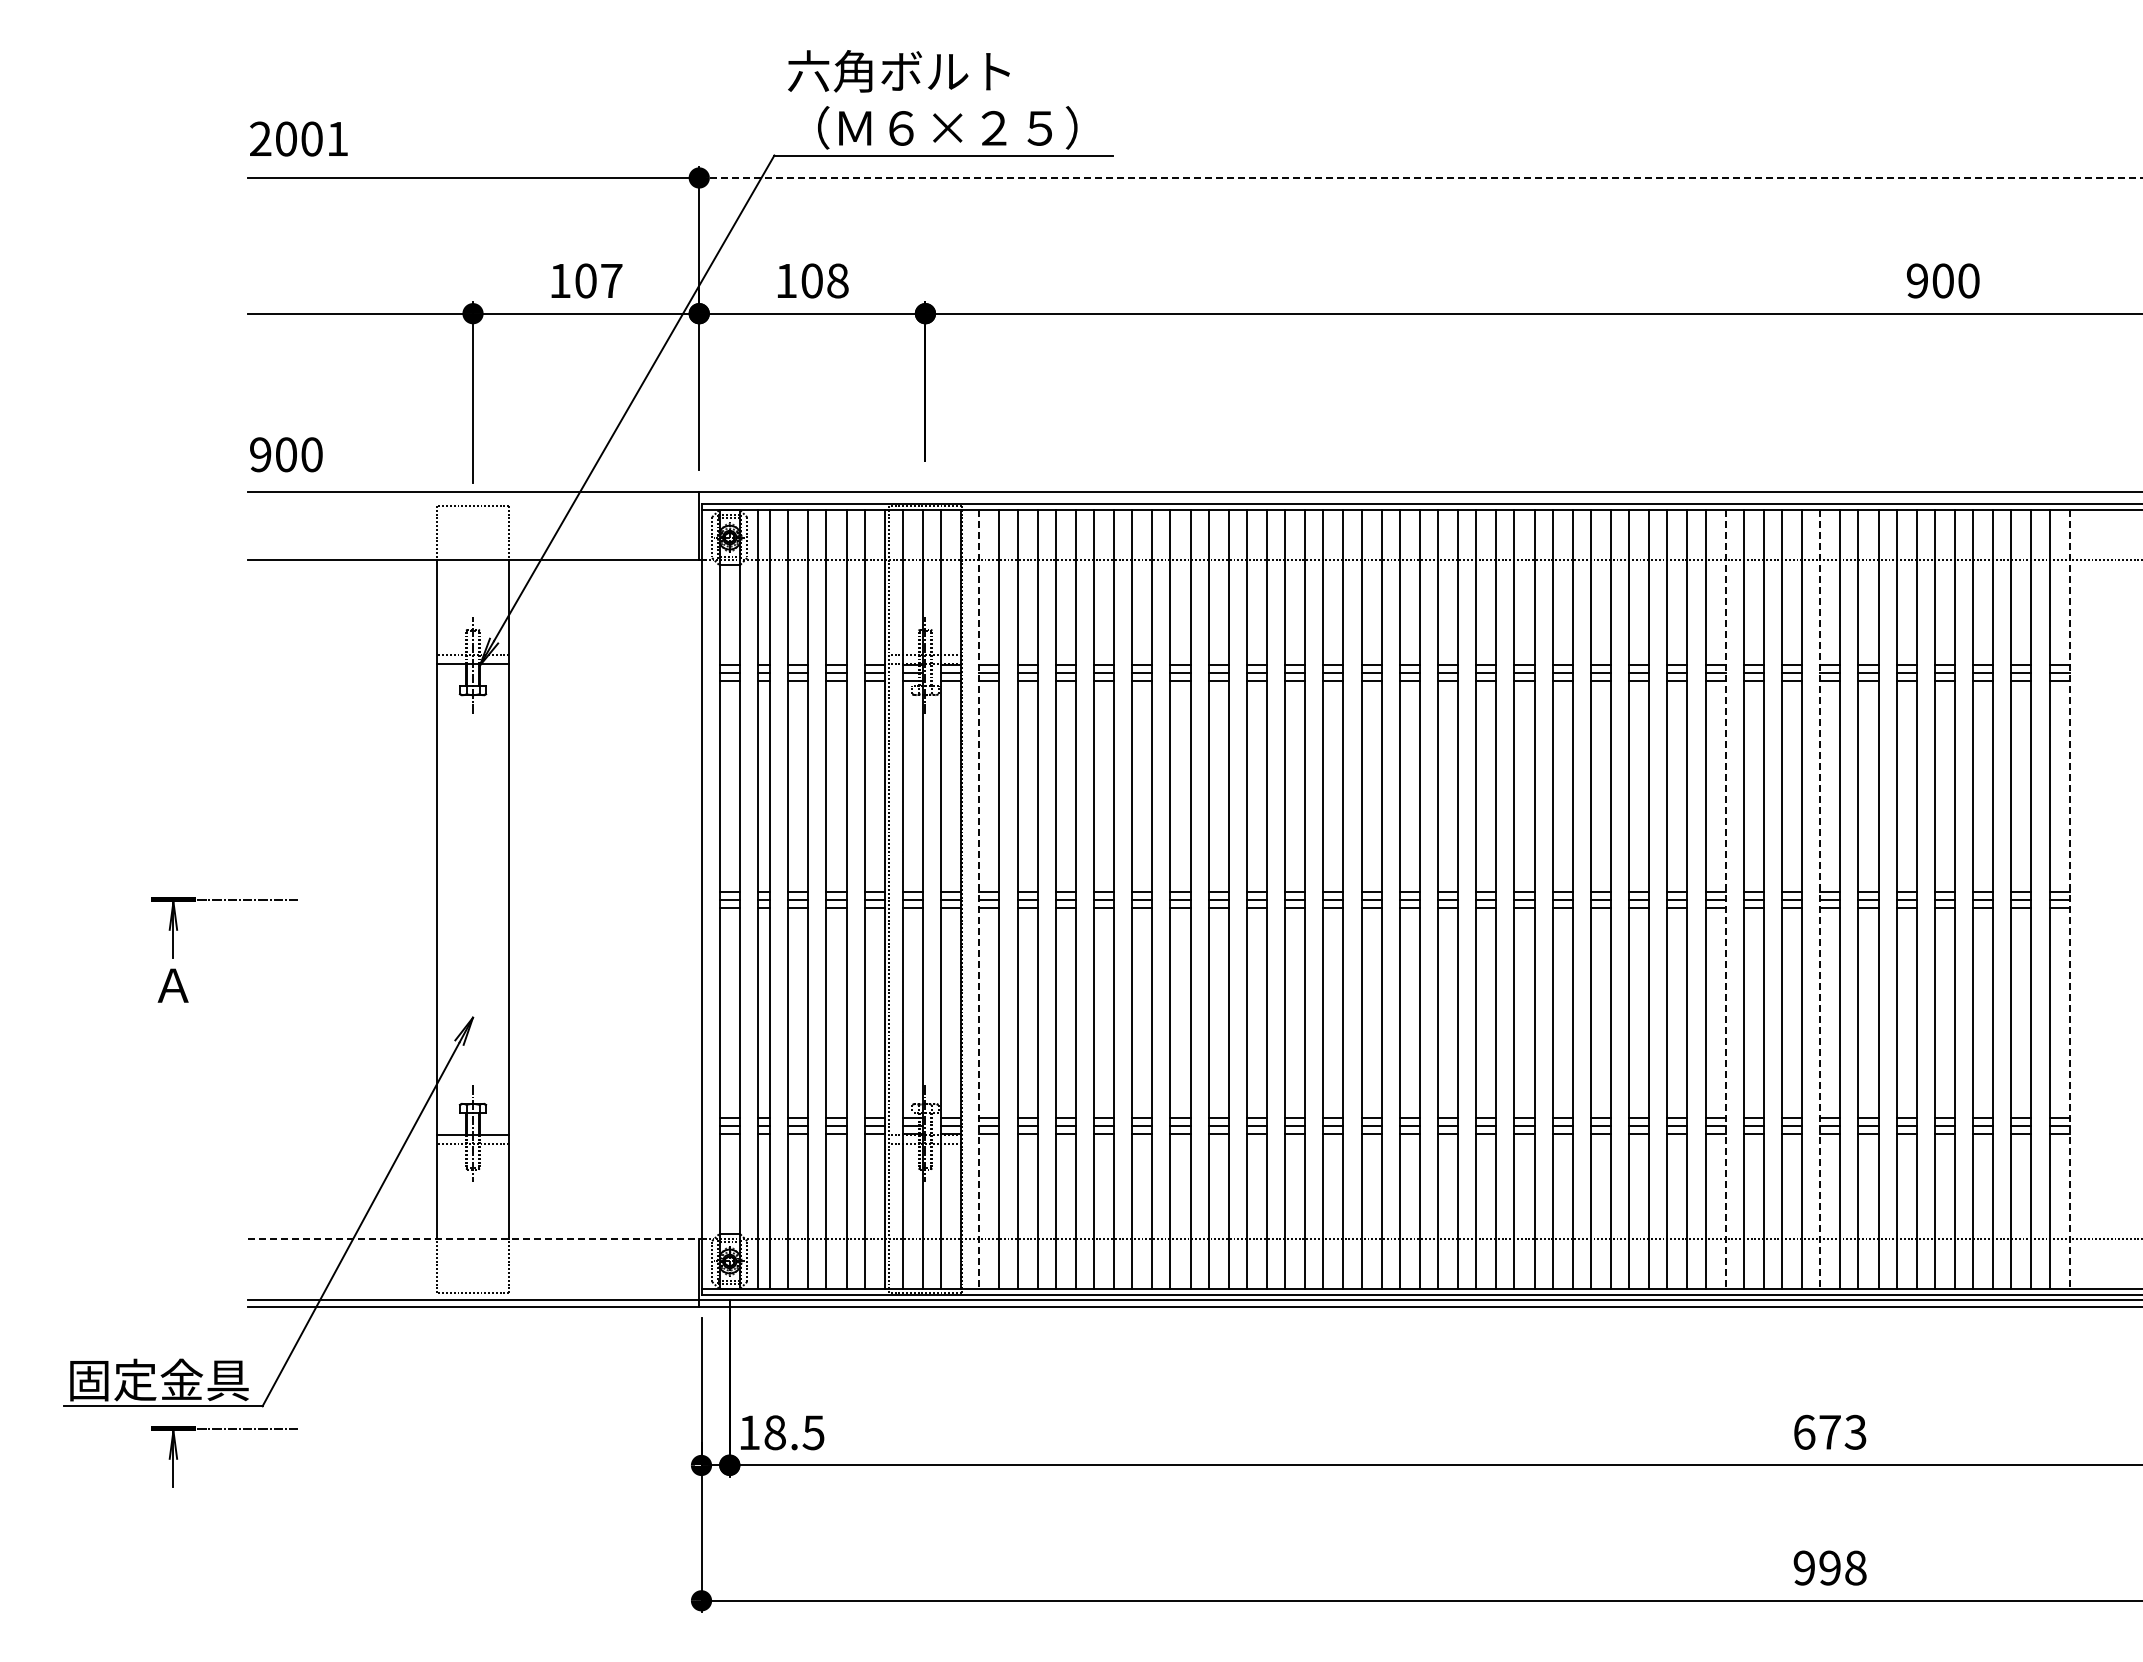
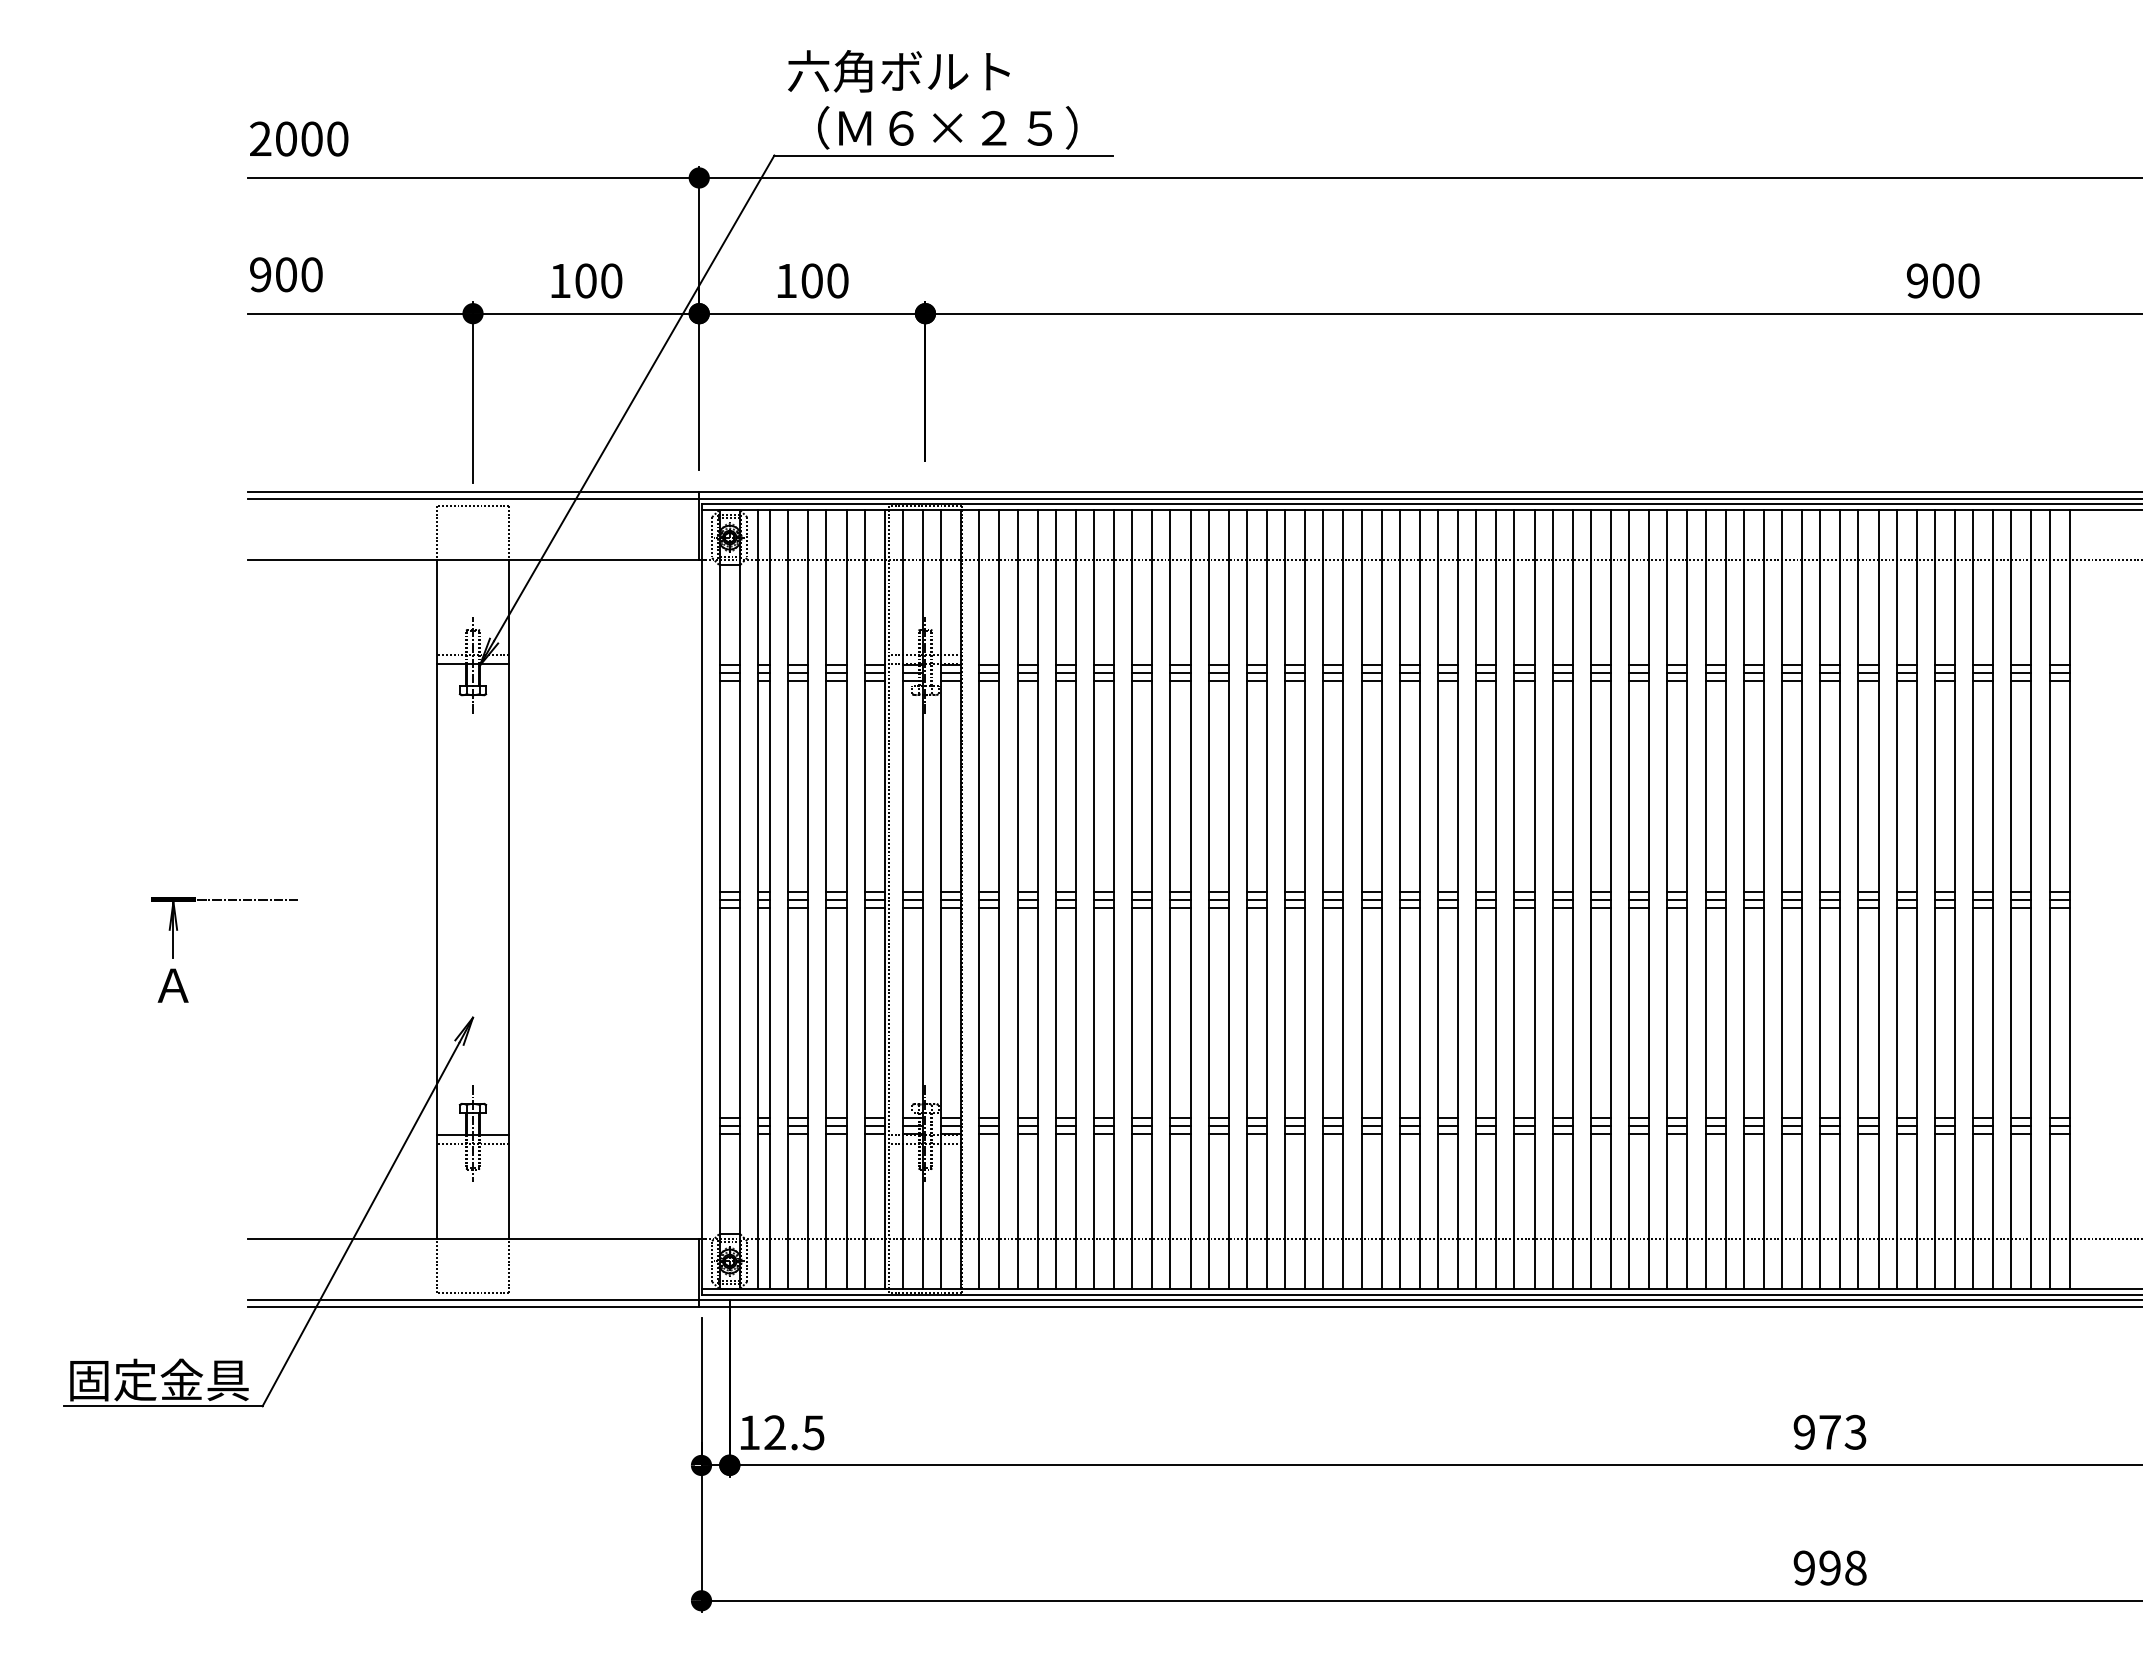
text: 2001 -> 2000 (337, 138)
line: dashed -> solid (1421, 177)
text: 107 -> 100 (611, 280)
text: 108 -> 100 (837, 280)
text position: (286, 454) -> (286, 274) (286, 274)
line: none -> present (1193, 499)
line: dashed -> solid (979, 900)
line: dashed -> solid (1725, 900)
line: dashed -> solid (1820, 900)
line: dashed -> solid (2069, 900)
line: dashed -> solid (476, 1238)
part: present -> none (224, 1429)
text: 673 -> 973 (1804, 1431)
text: 18.5 -> 12.5 (774, 1432)
